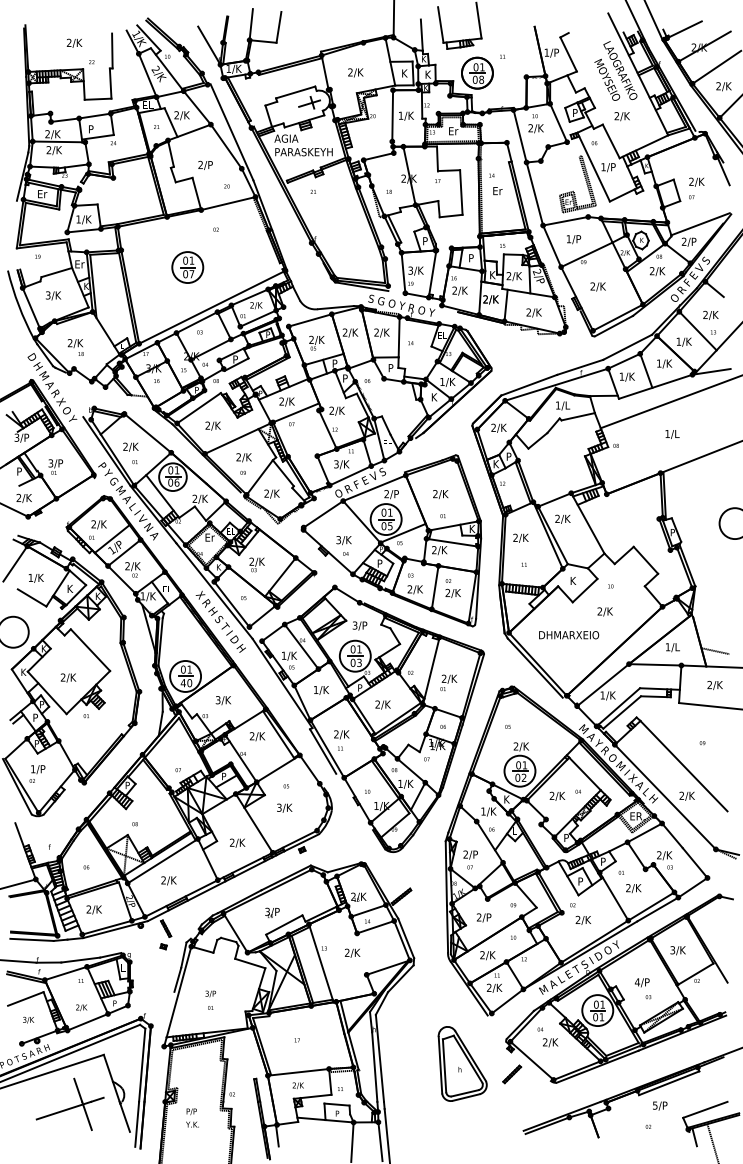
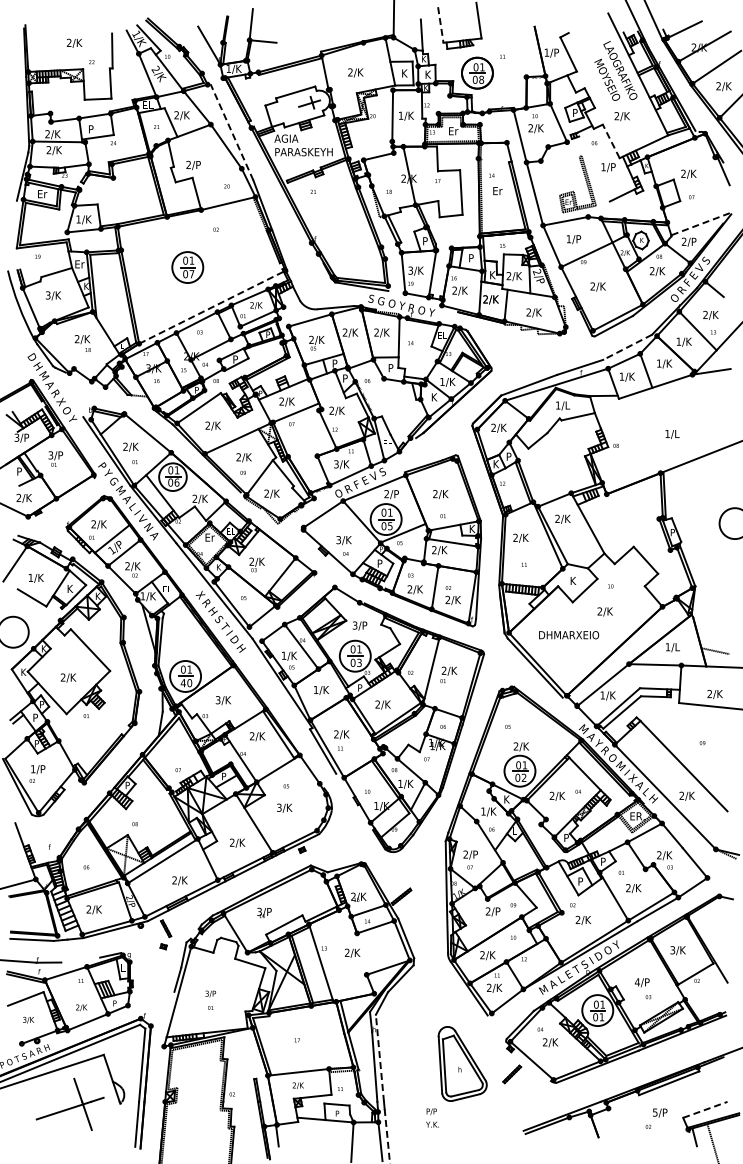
line: solid -> dashed (440, 25)
line: present -> none (278, 26)
line: solid -> dashed (232, 132)
line: solid -> dashed (611, 141)
text position: (205, 164) -> (193, 164) (193, 164)
line: present -> none (593, 166)
text position: (696, 181) -> (688, 173) (688, 173)
line: solid -> dashed (700, 224)
line: solid -> dashed (212, 307)
text position: (75, 347) -> (82, 343) (82, 343)
line: solid -> dashed (627, 347)
line: present -> none (669, 402)
text position: (55, 466) -> (55, 458) (55, 458)
text position: (452, 588) -> (452, 595) (452, 595)
text position: (448, 682) -> (448, 674) (448, 674)
text position: (714, 685) -> (714, 694) (714, 694)
text position: (168, 880) -> (179, 880) (179, 880)
text position: (272, 912) -> (264, 912) (264, 912)
text position: (483, 917) -> (492, 911) (492, 911)
line: present -> none (80, 959)
line: solid -> dashed (379, 1058)
text position: (660, 1105) -> (660, 1112) (660, 1112)
line: solid -> dashed (705, 1109)
line: present -> none (124, 1117)
text position: (192, 1117) -> (432, 1117) (432, 1117)
line: solid -> dashed (387, 1136)
